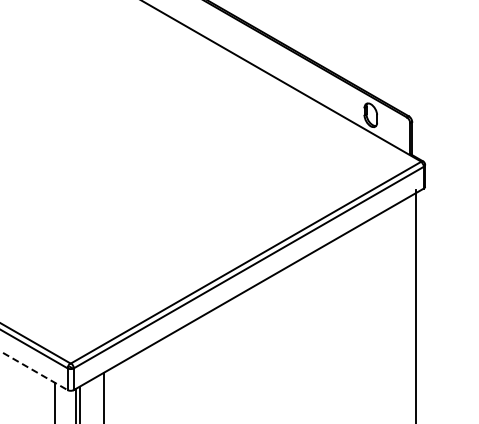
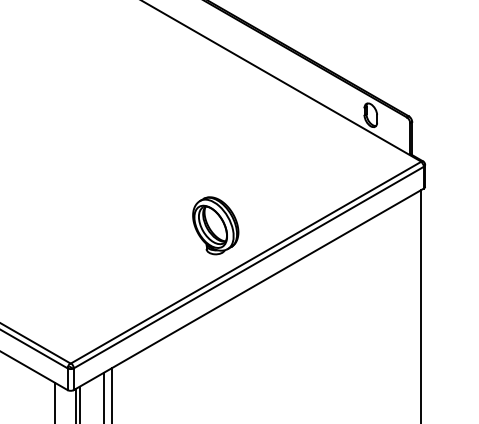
part: none -> present (215, 225)
line position: (416, 305) -> (421, 305) (421, 305)
line: dashed -> solid (33, 370)
line: none -> present (112, 393)
